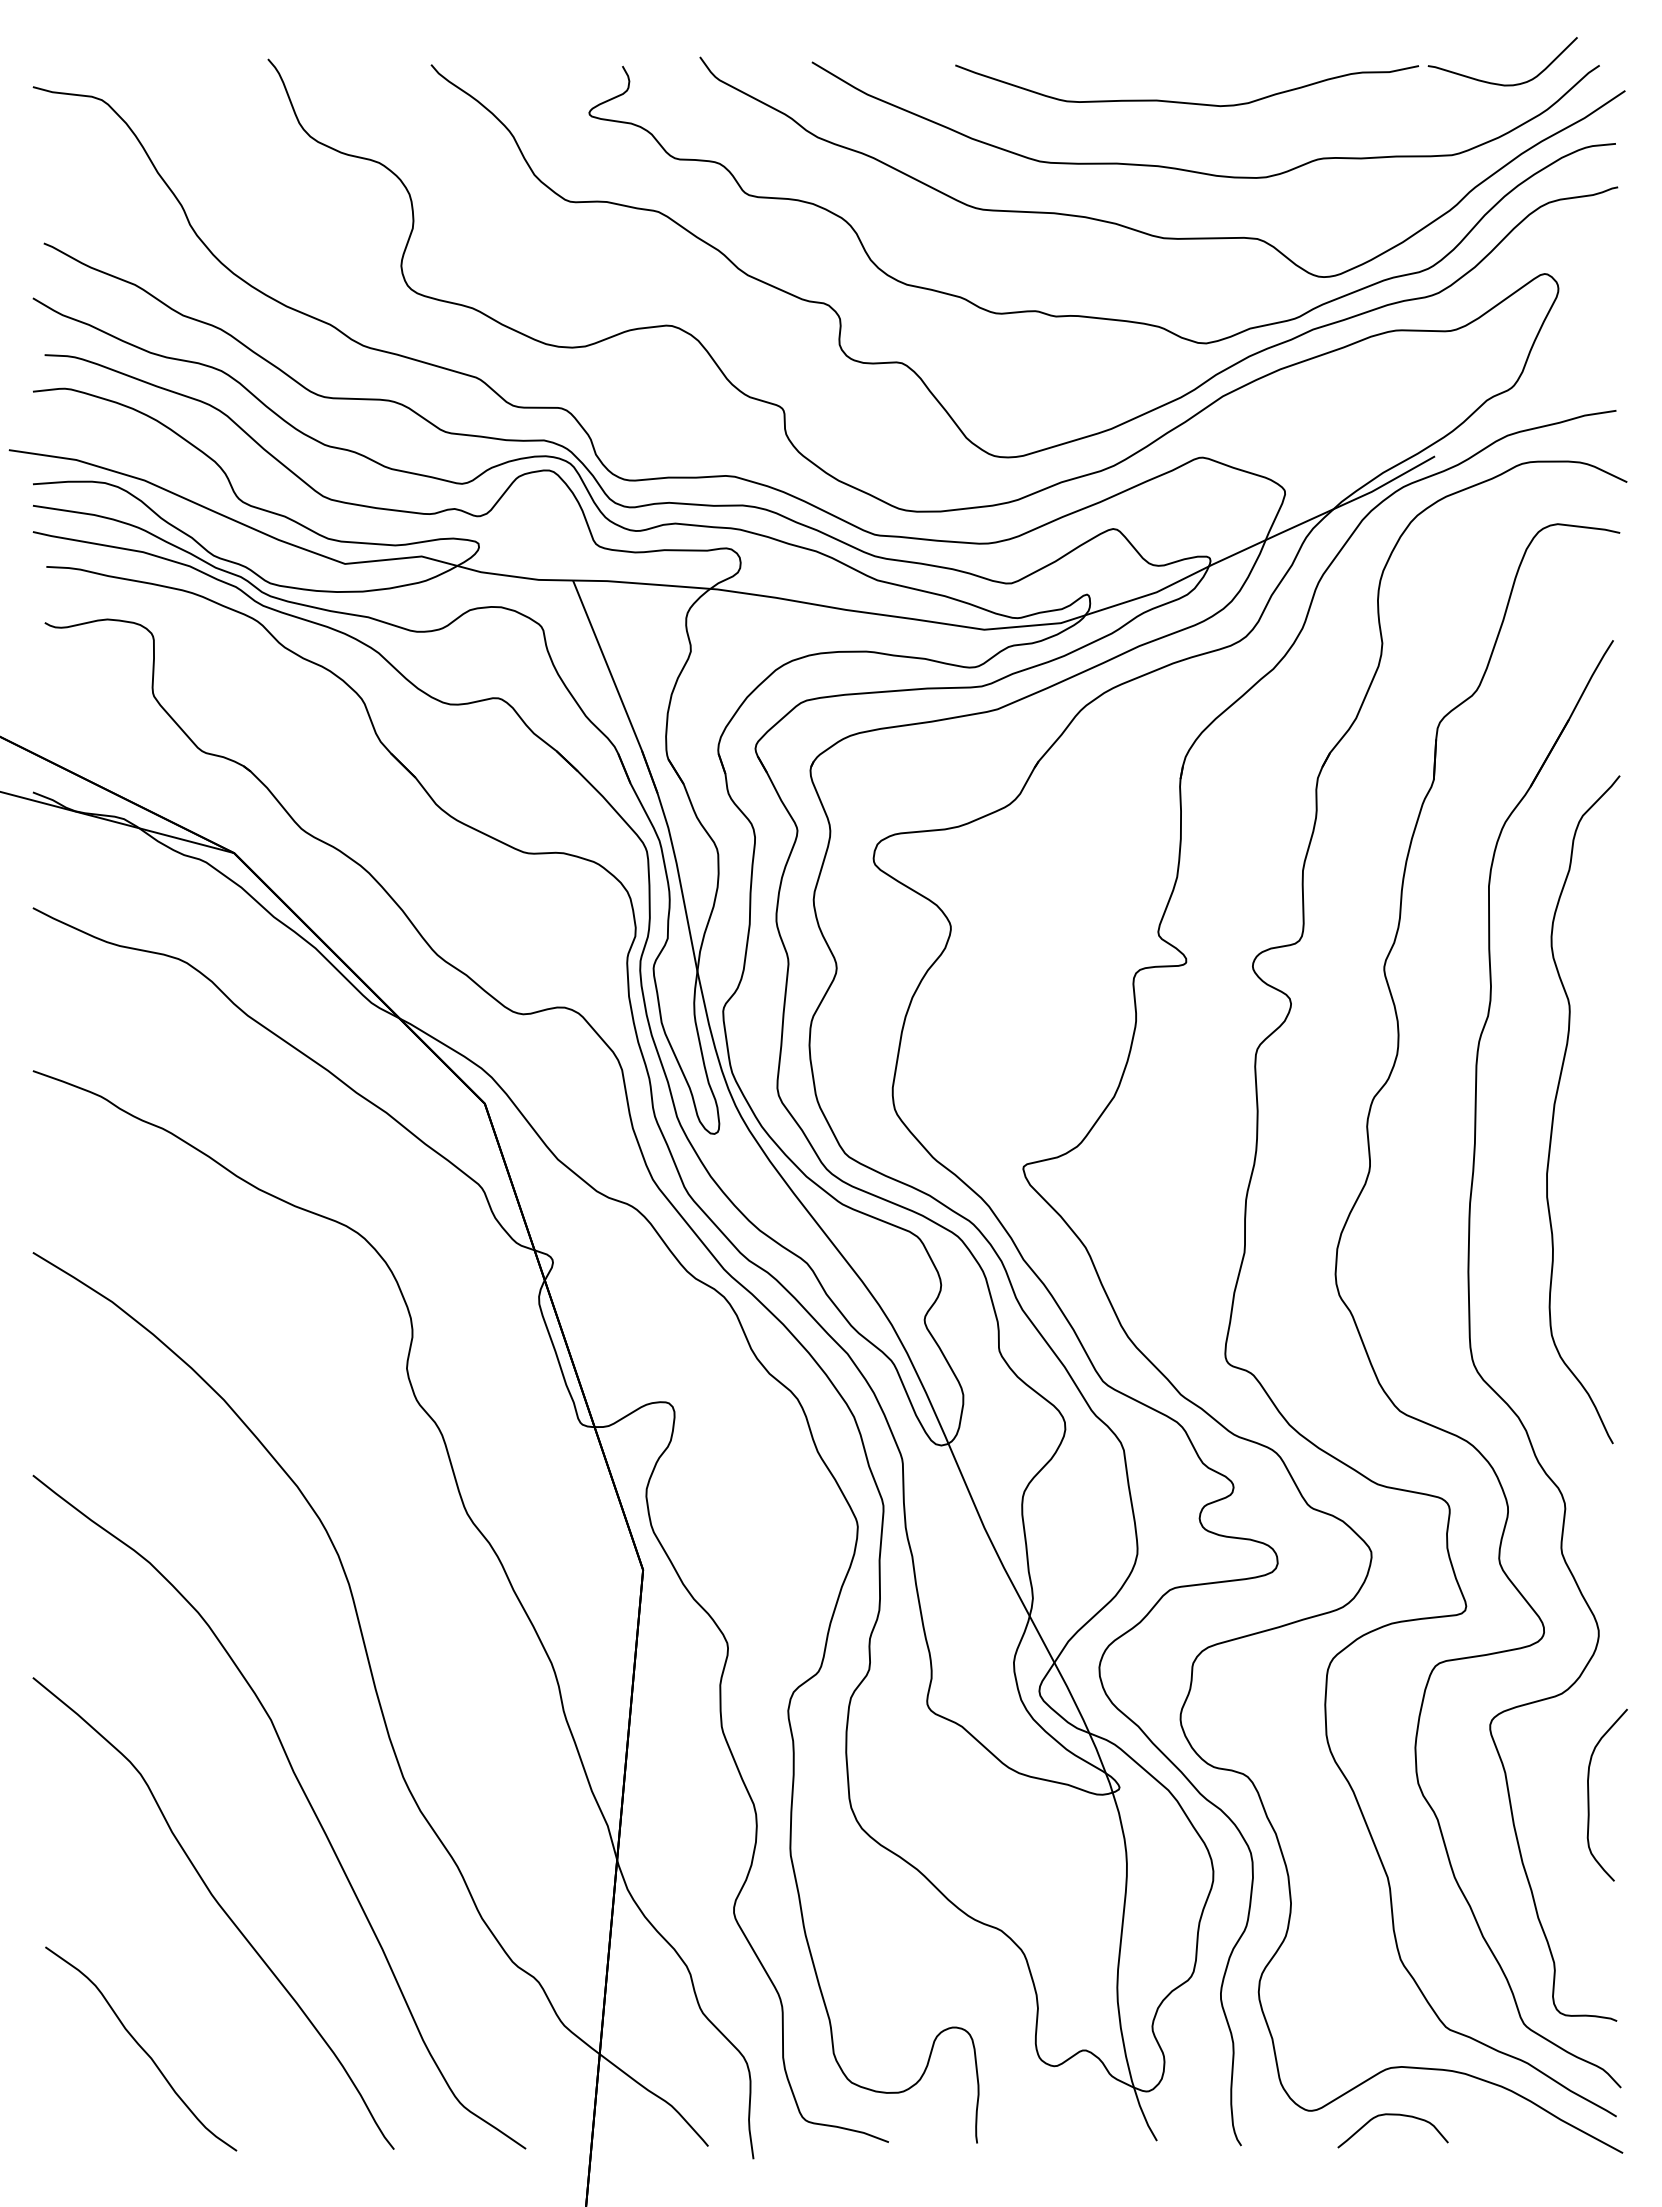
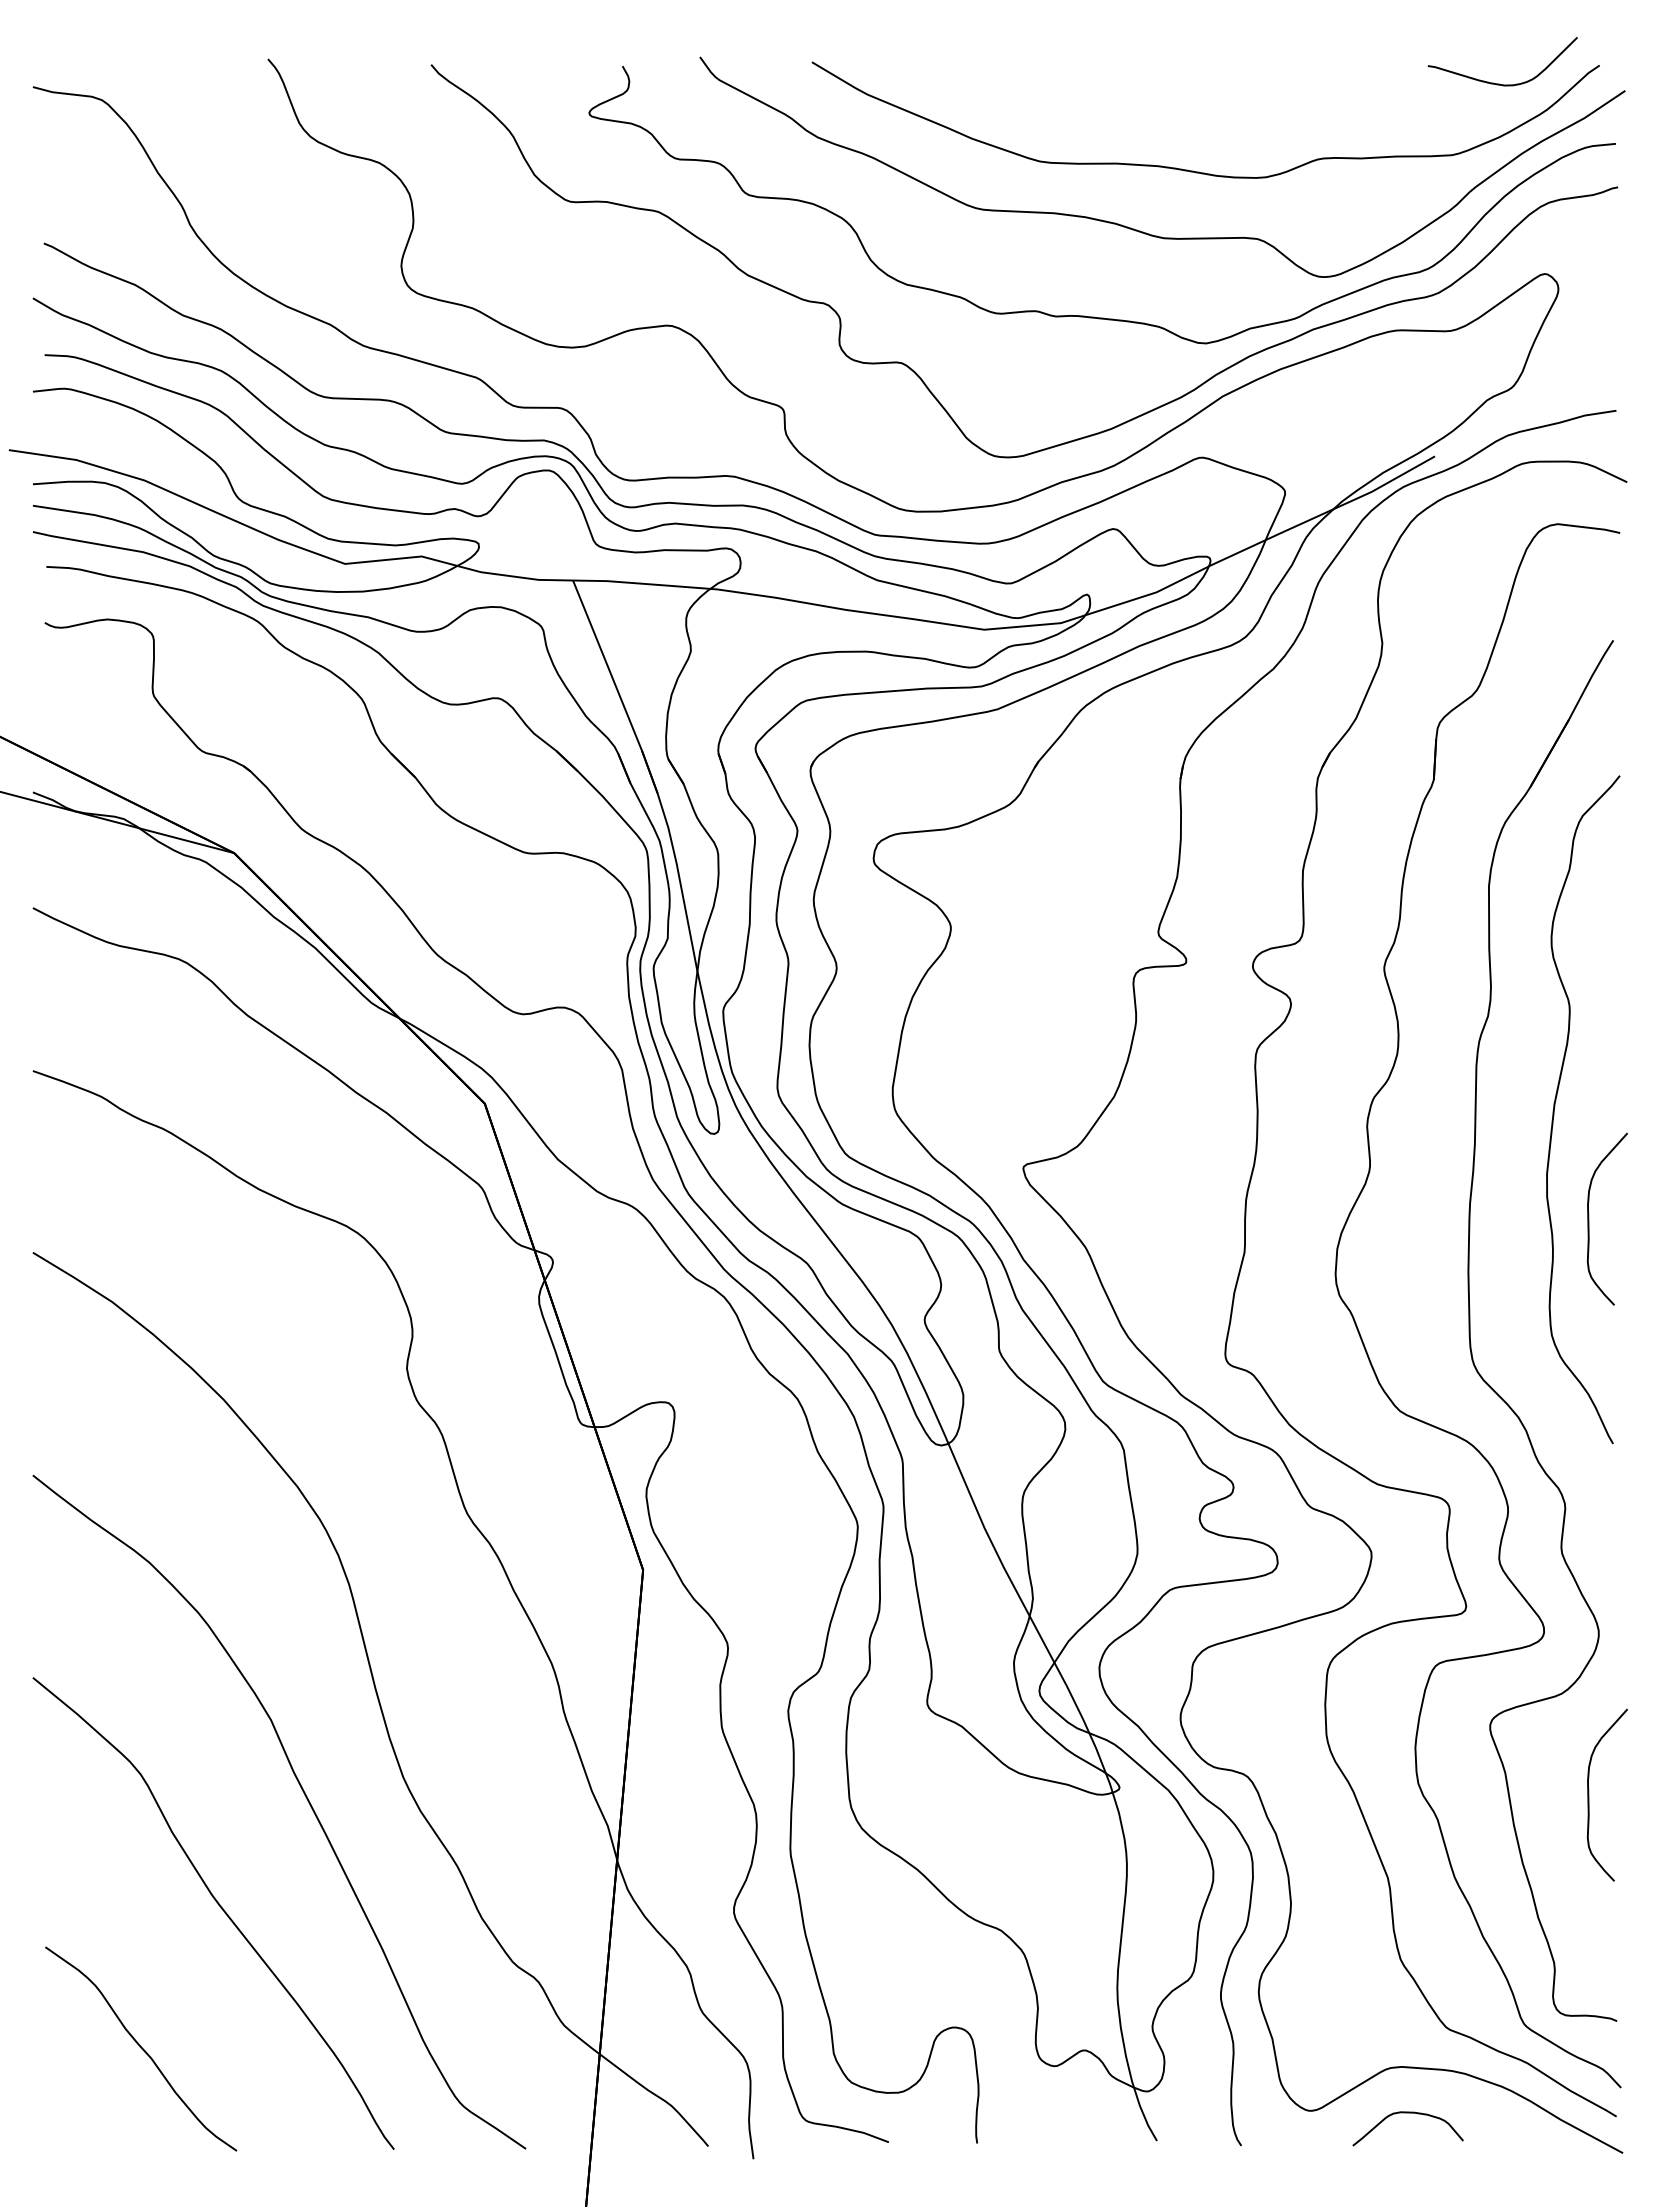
curve: present -> none (1182, 101)
curve: none -> present (1589, 1218)
curve position: (1392, 2115) -> (1407, 2113) (1407, 2113)
